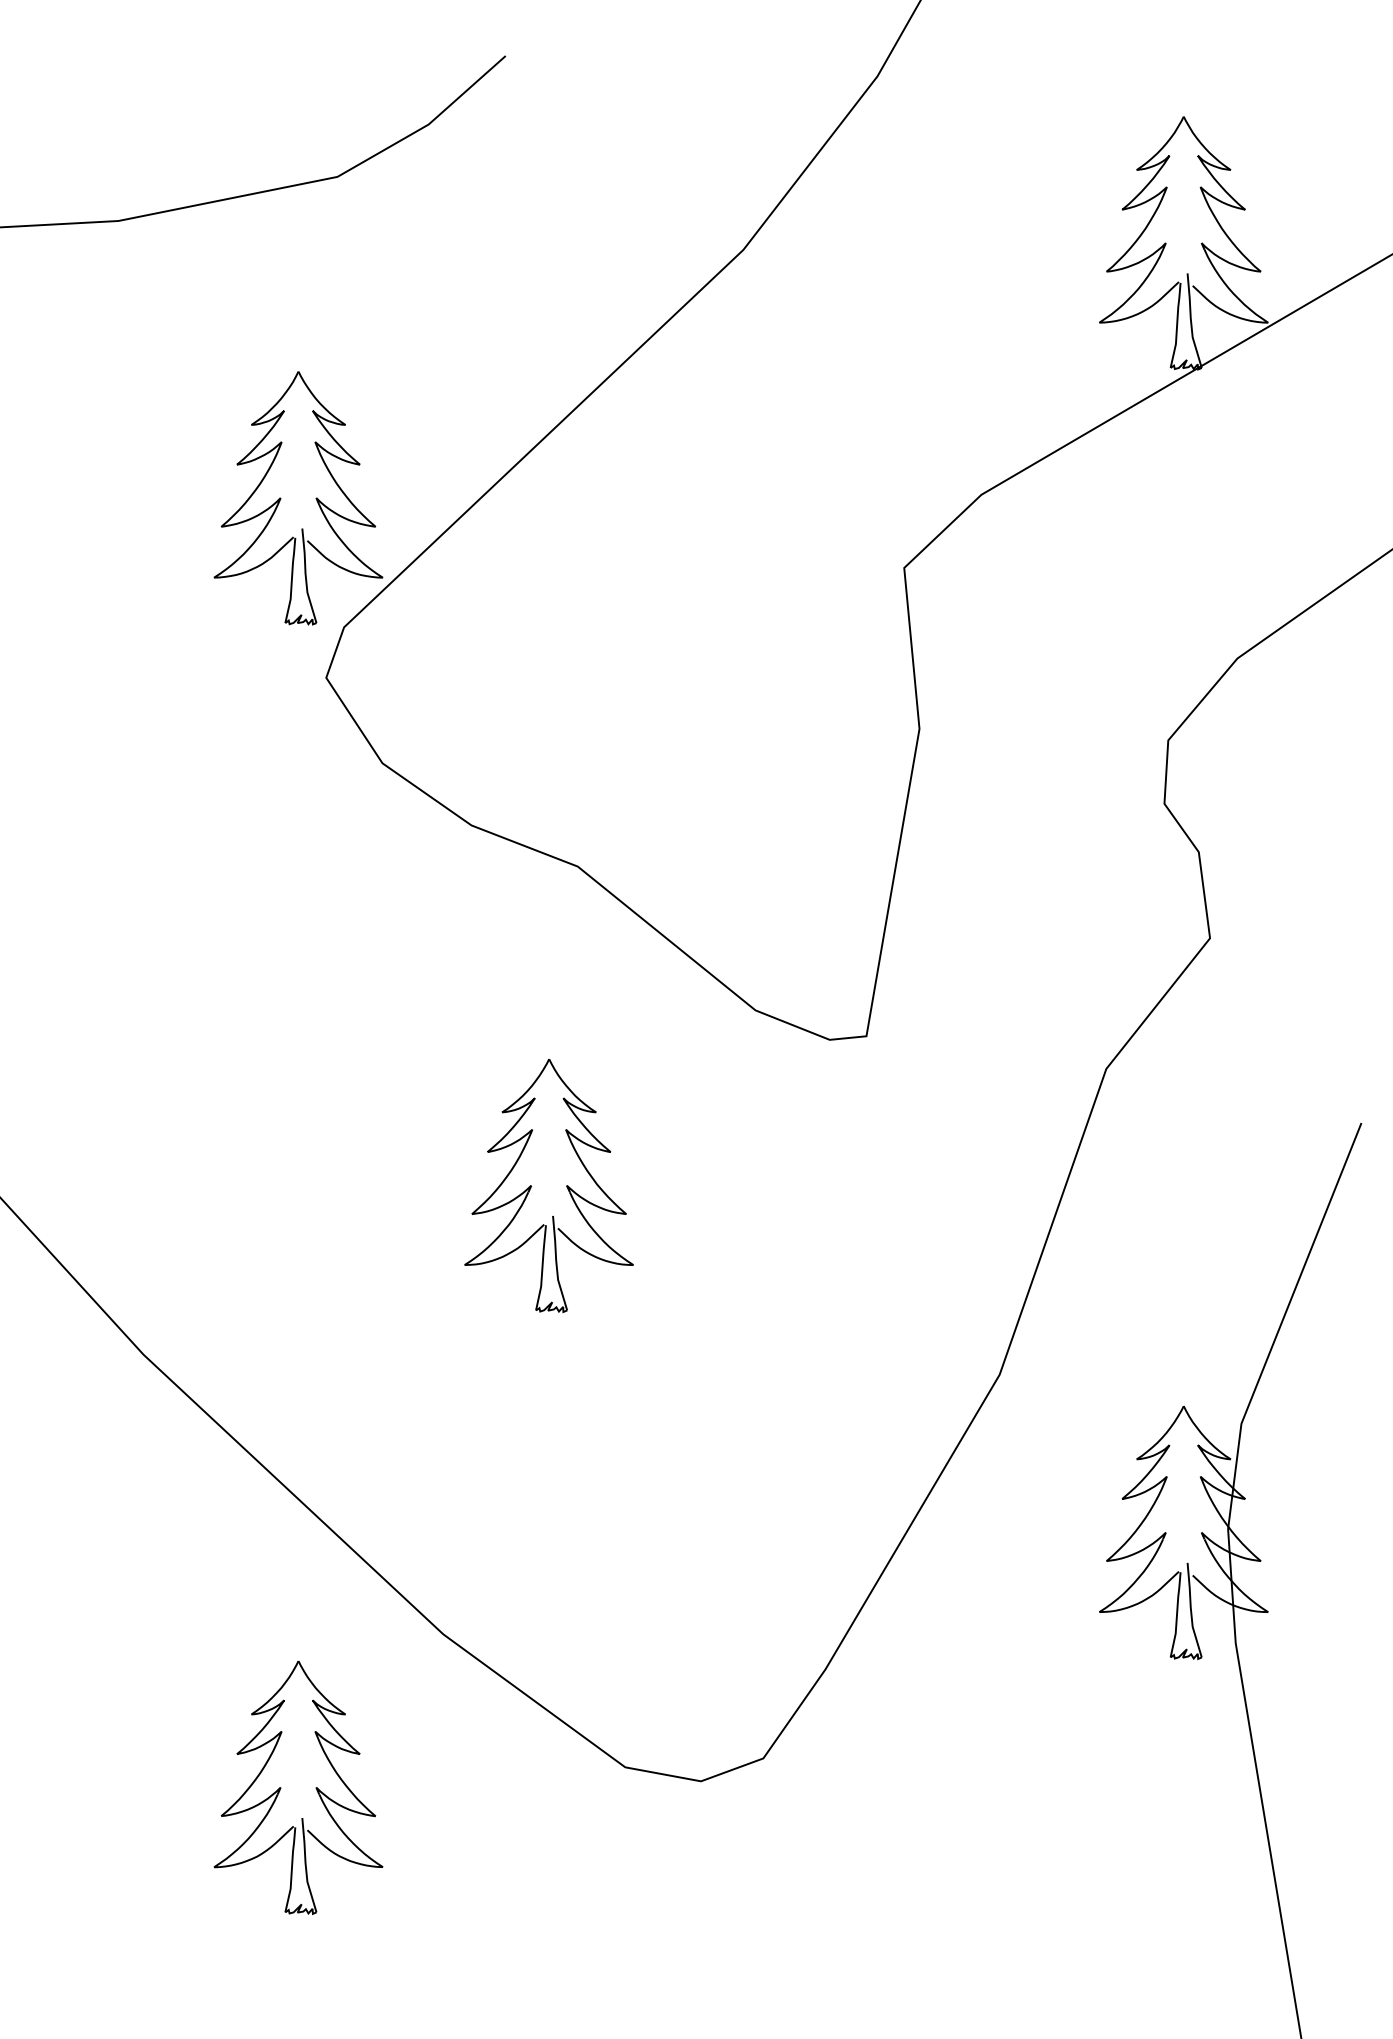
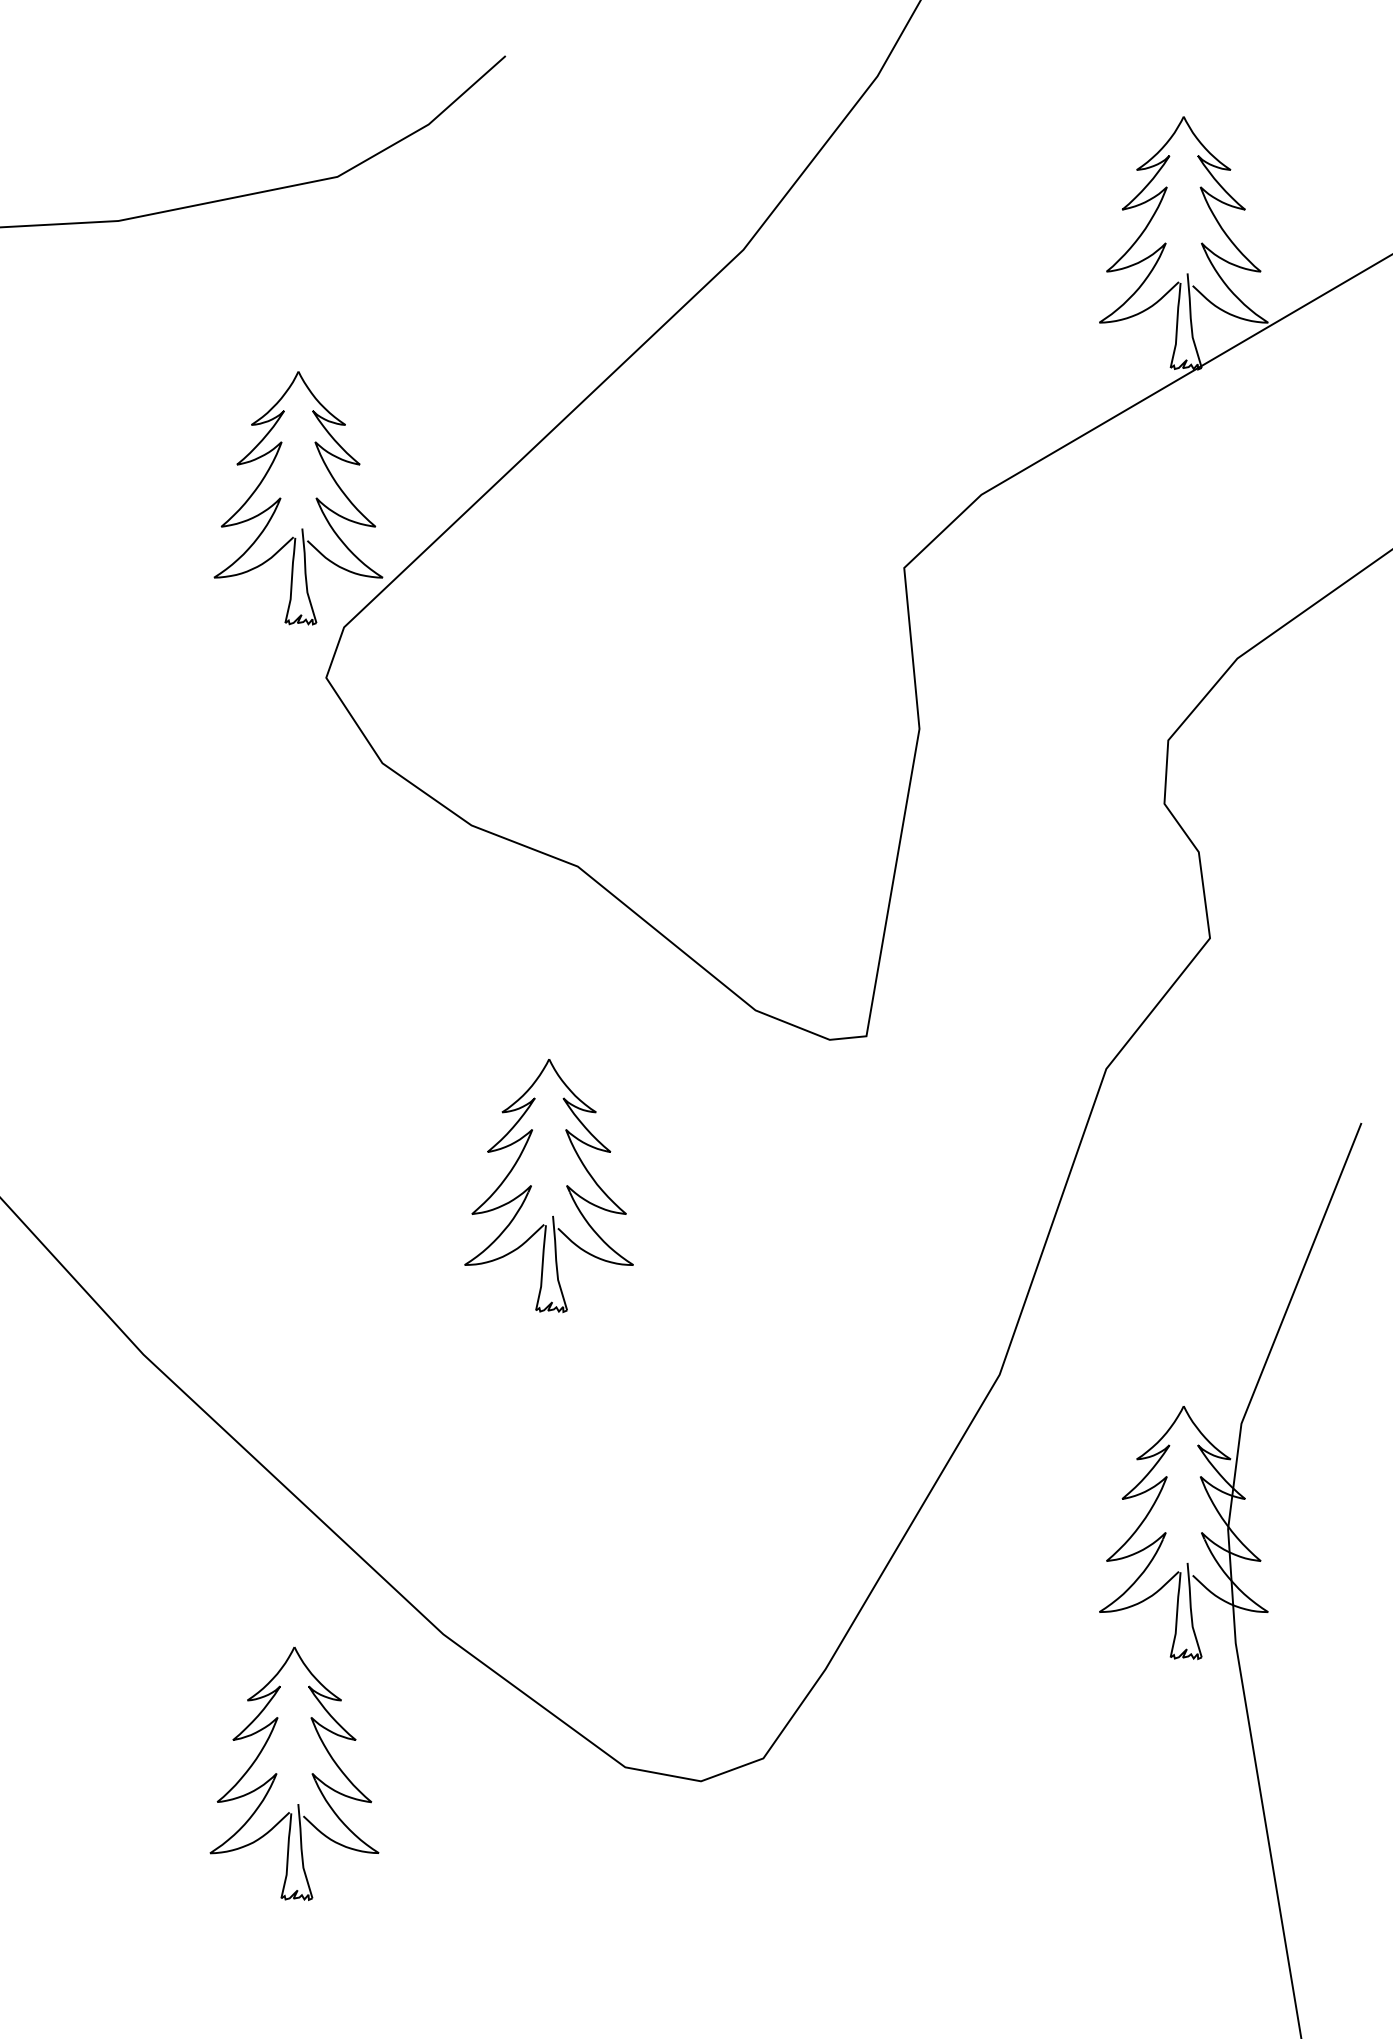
part position: (281, 1787) -> (277, 1773) (277, 1773)
